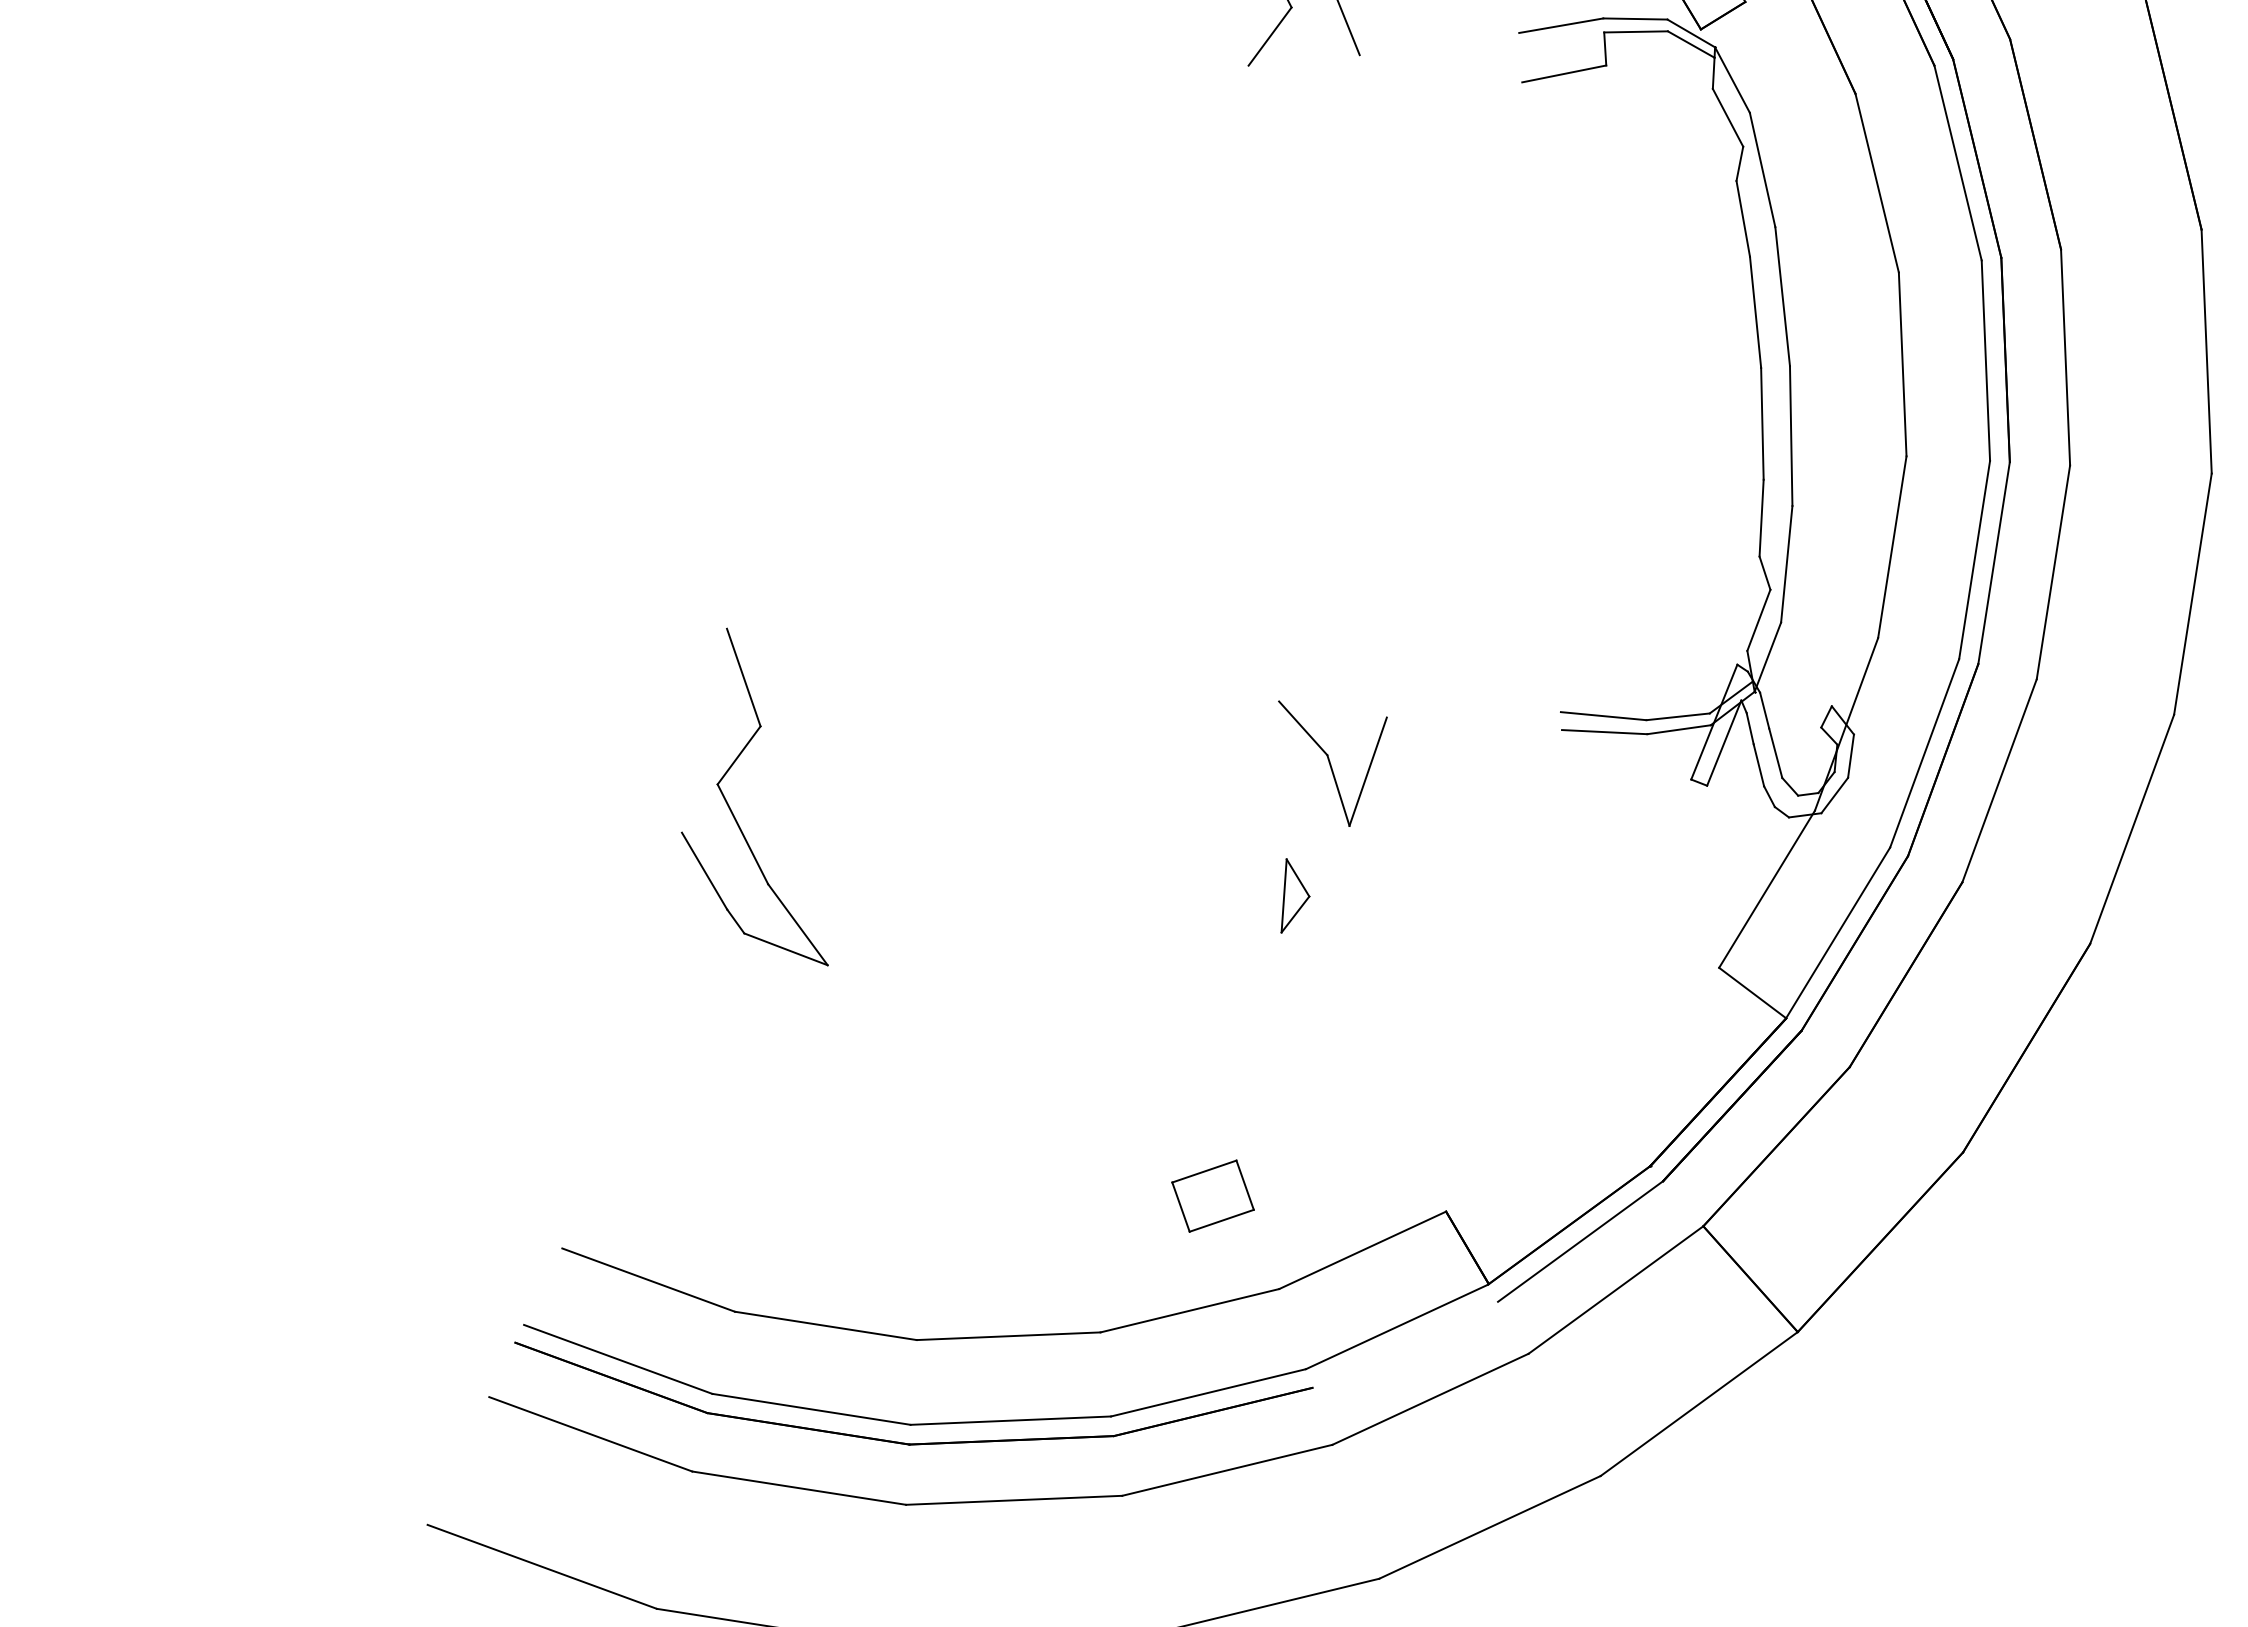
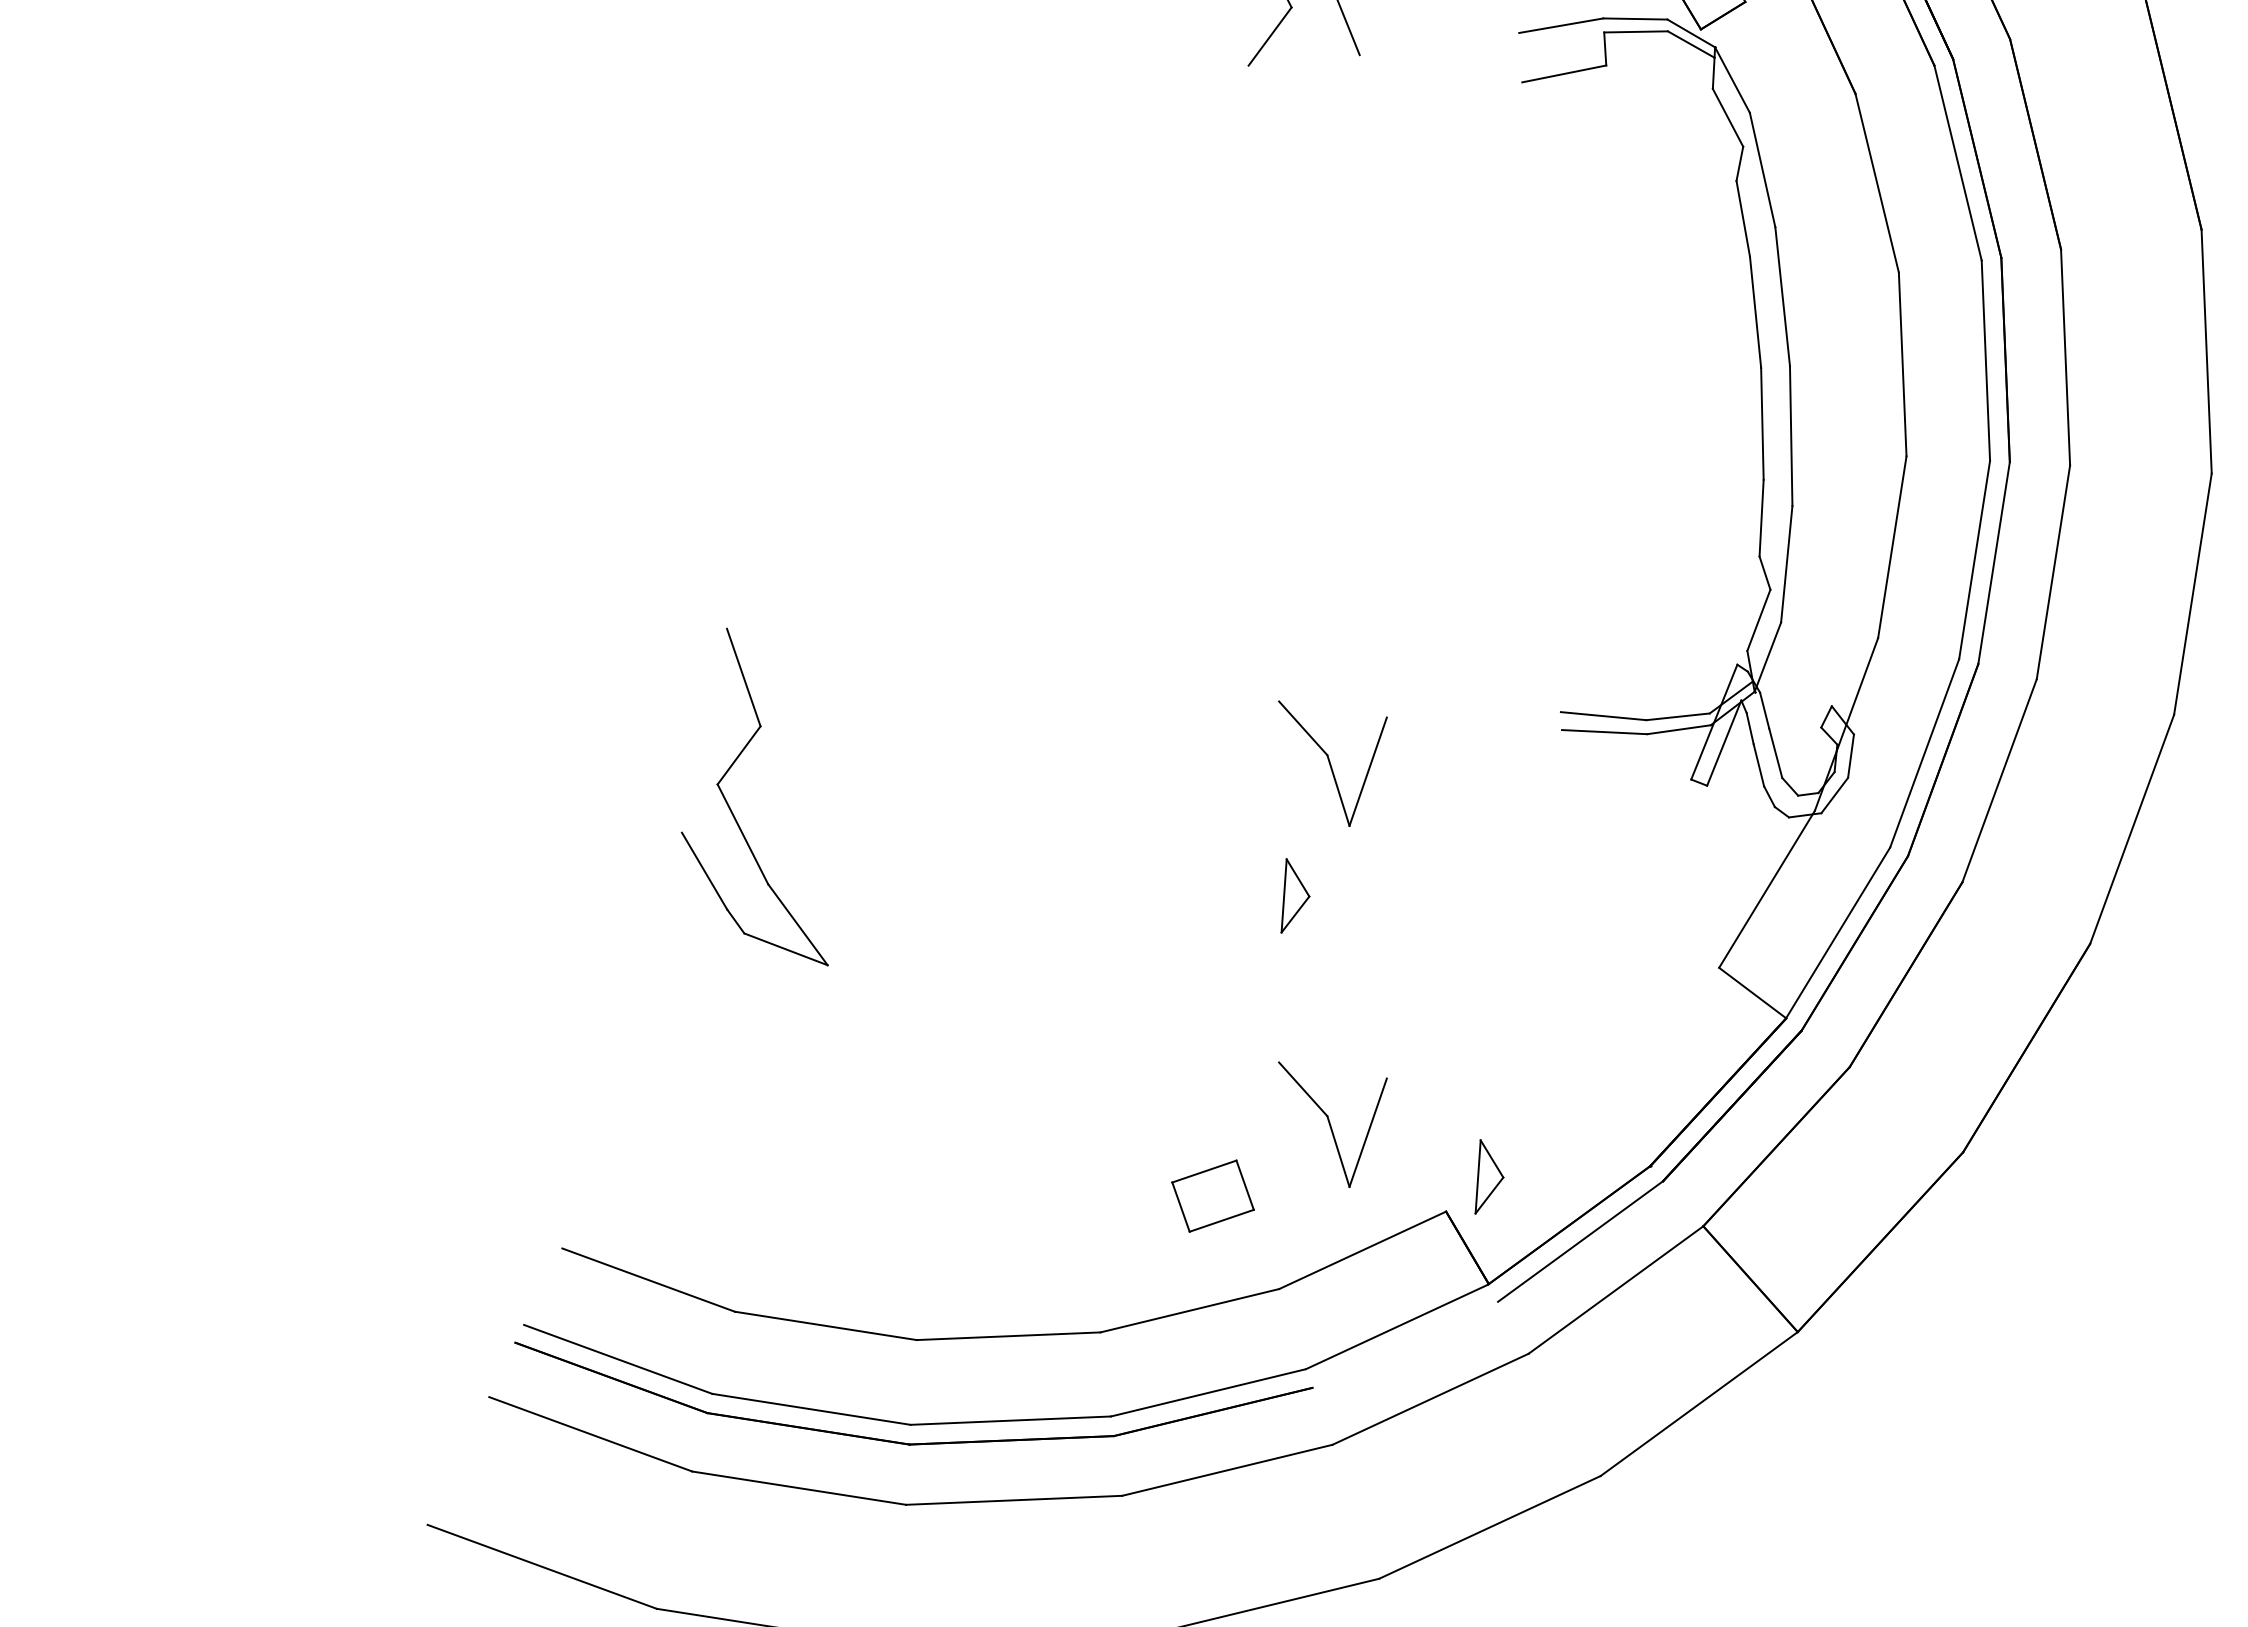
part: none -> present (1332, 1124)
part: none -> present (1489, 1176)
